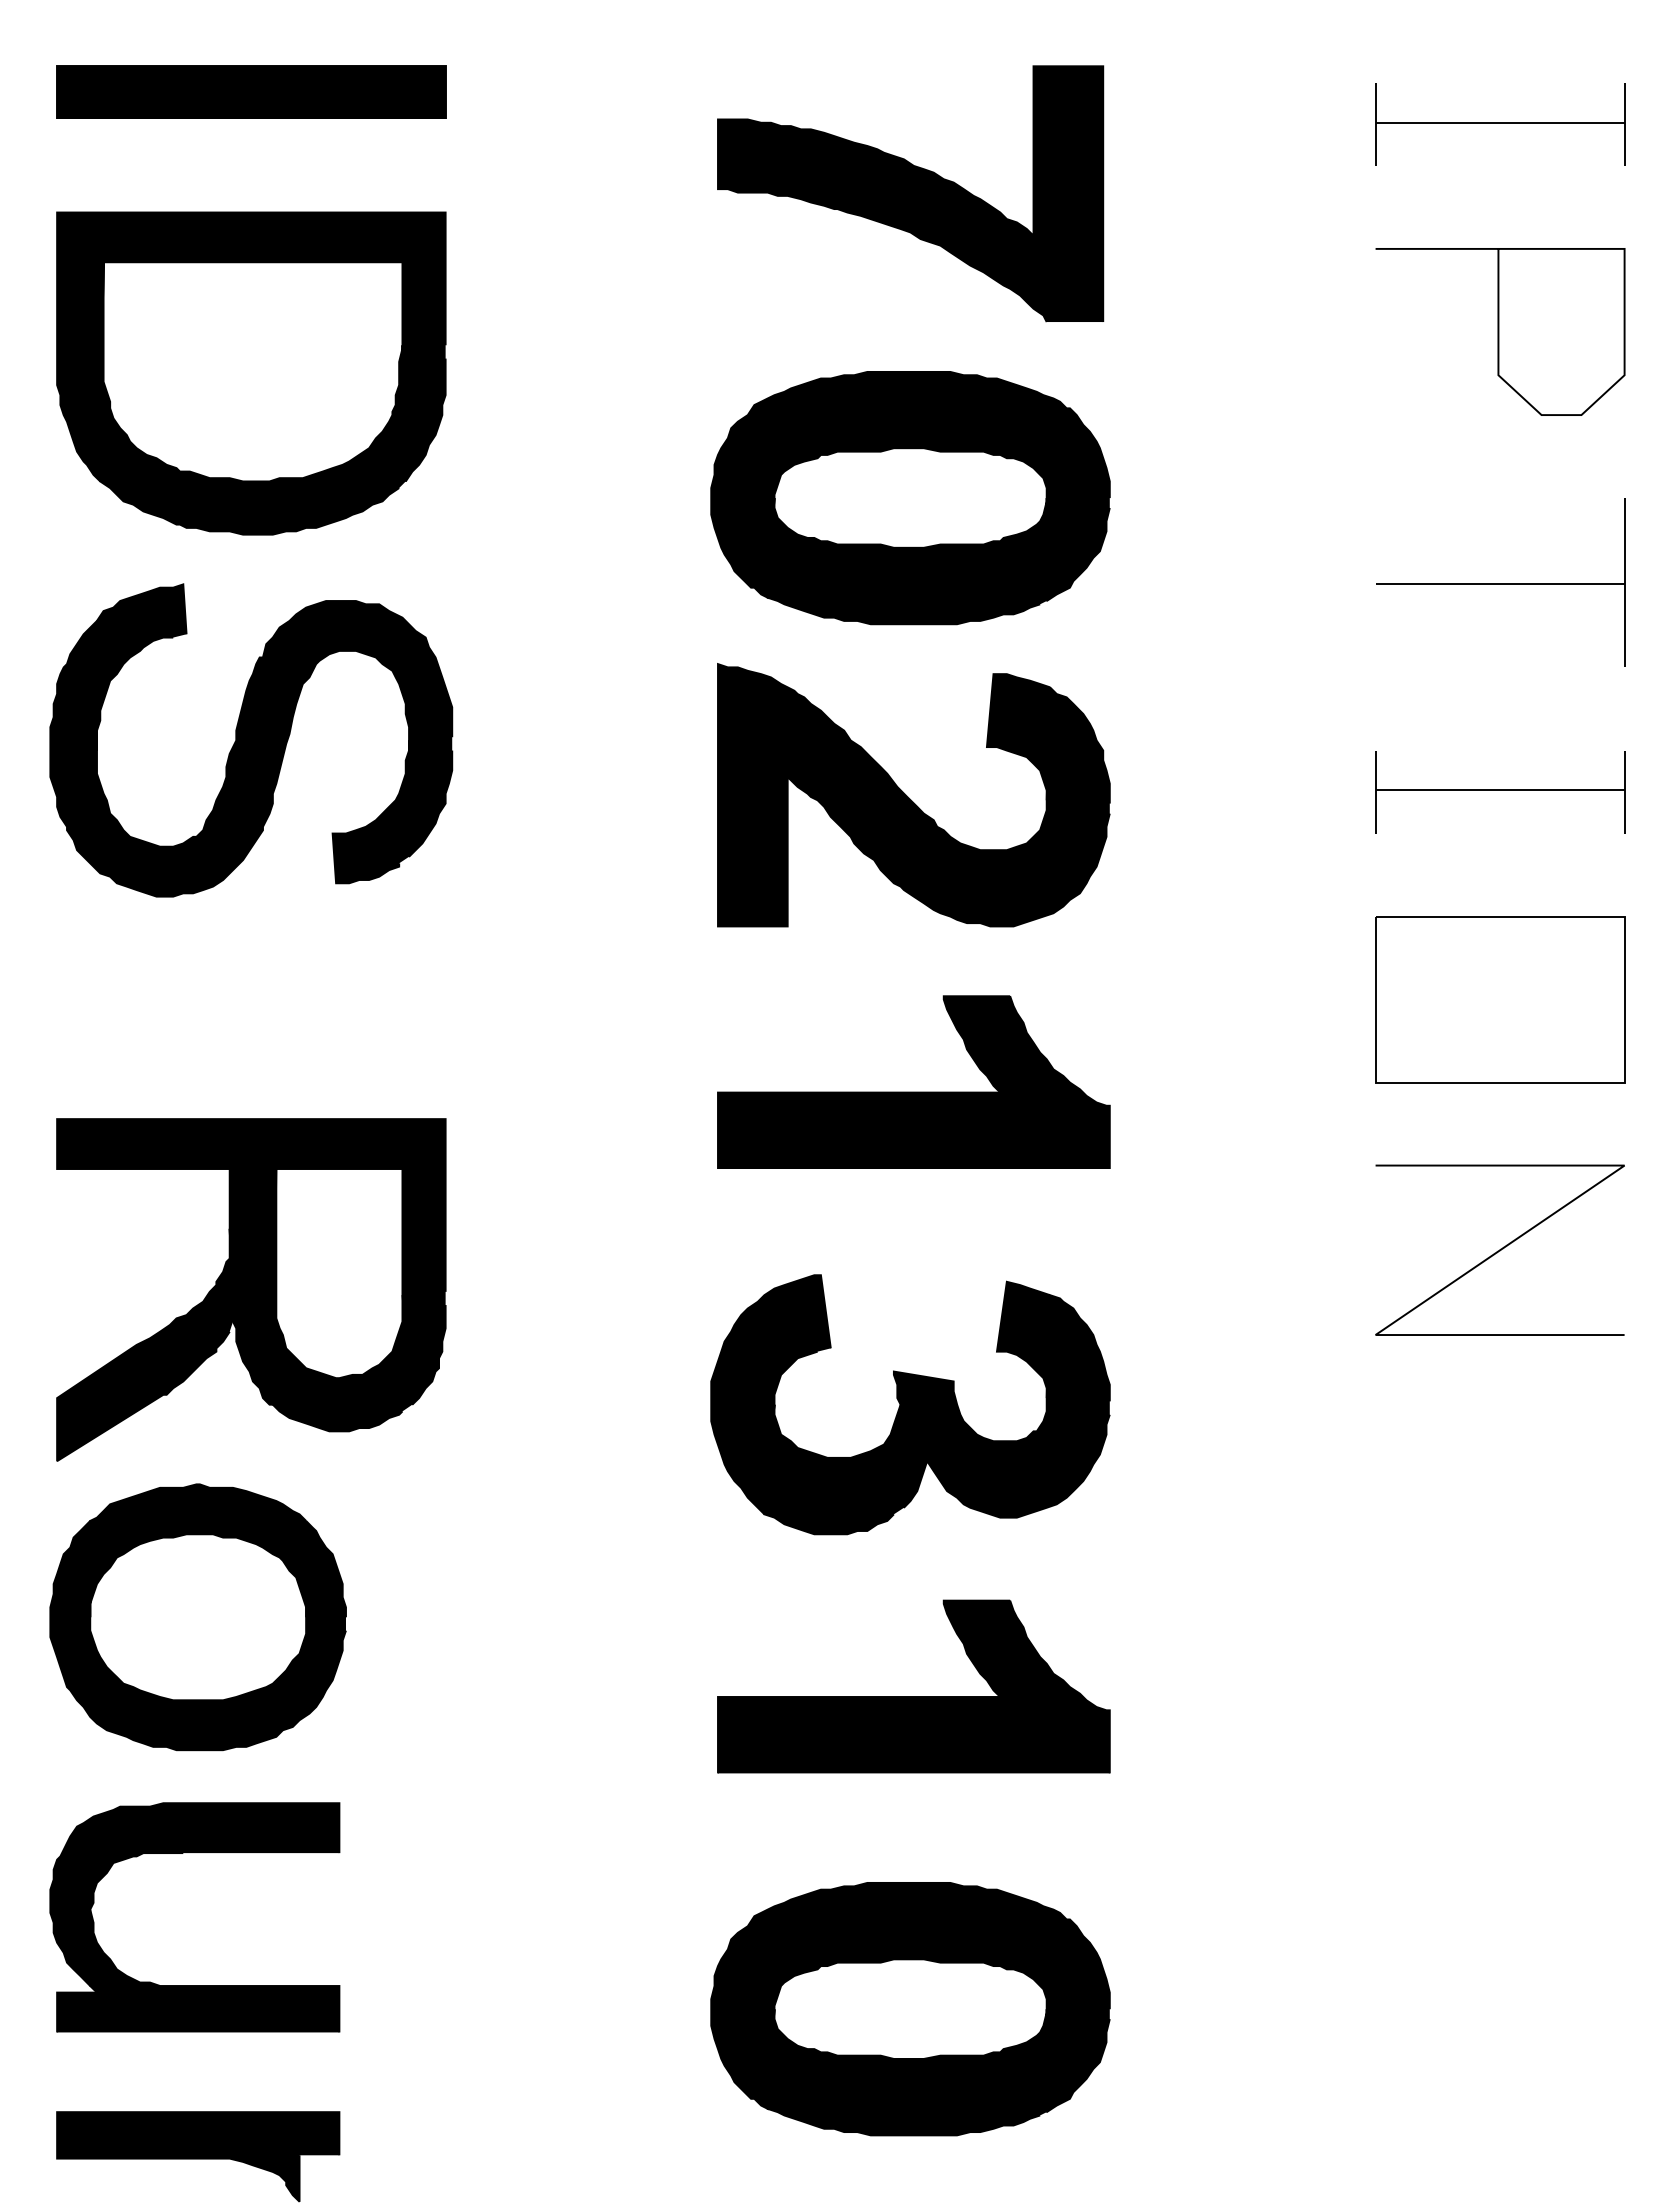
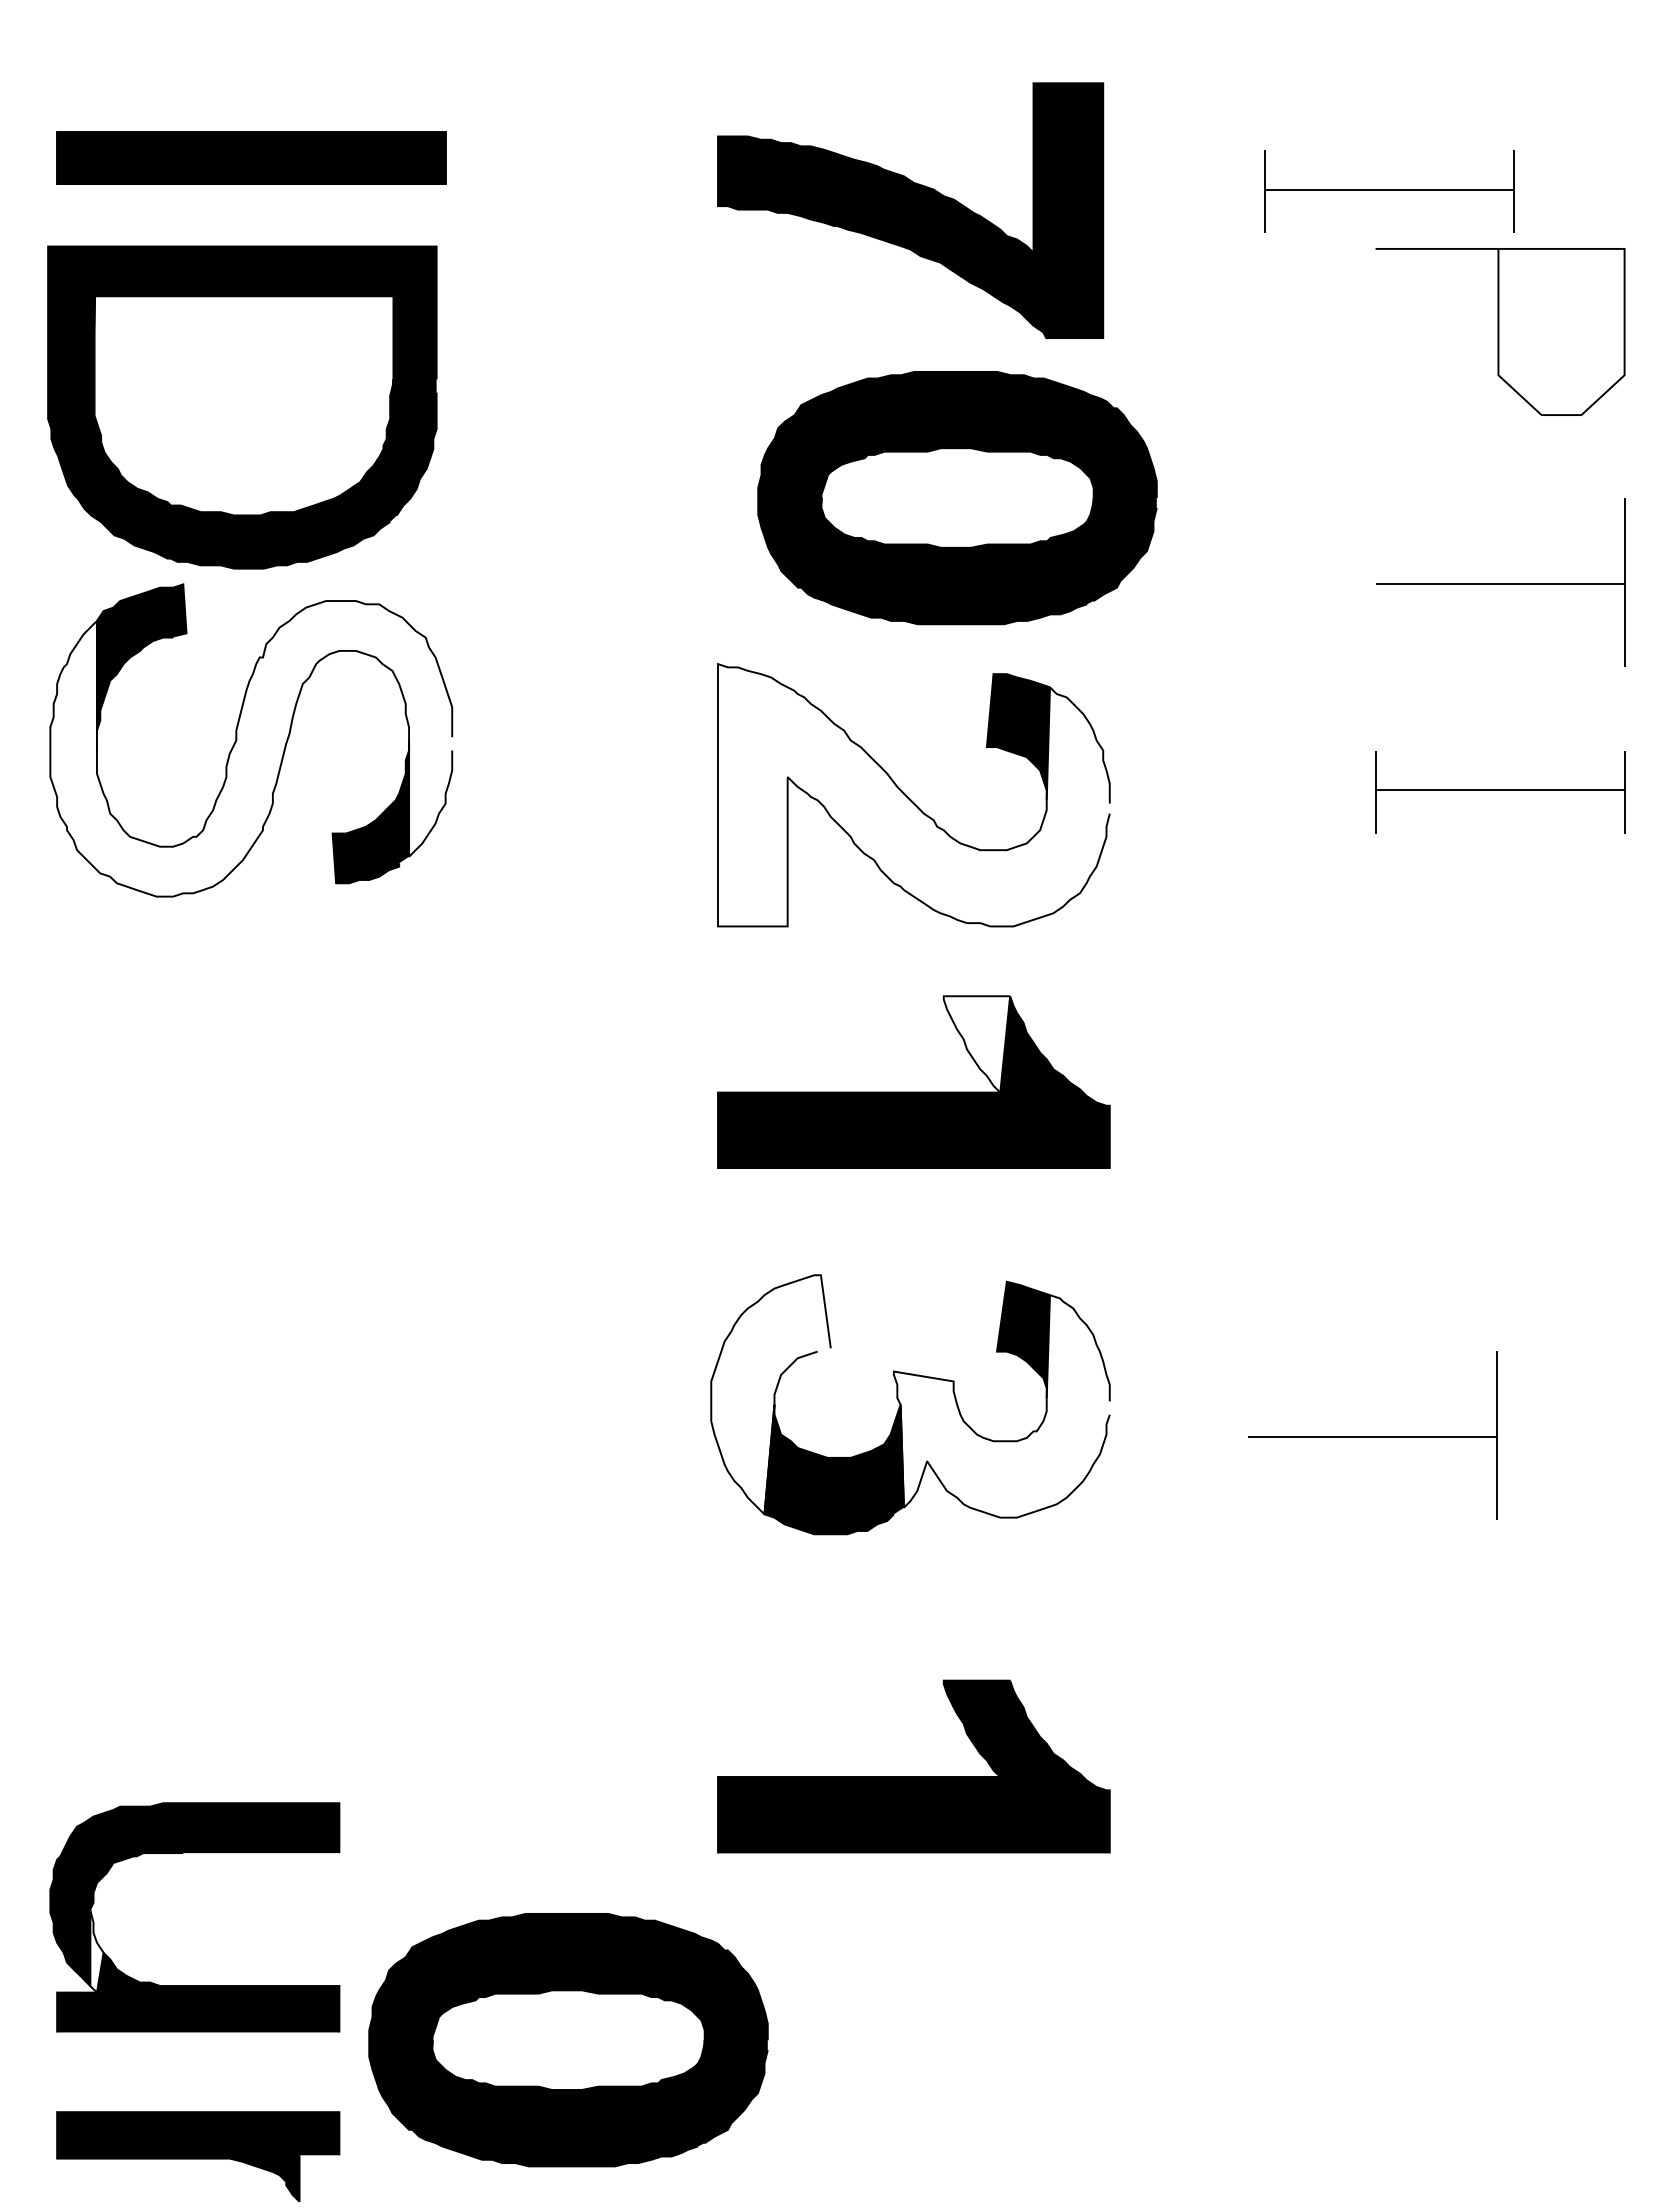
part position: (251, 91) -> (251, 157) (251, 157)
part position: (1500, 124) -> (1389, 191) (1389, 191)
part position: (910, 193) -> (910, 210) (910, 210)
part position: (251, 373) -> (242, 407) (242, 407)
part position: (910, 498) -> (957, 498) (957, 498)
fill: present -> none (251, 748)
fill: present -> none (913, 795)
part: present -> none (1500, 999)
fill: present -> none (976, 1044)
line: present -> none (1499, 1249)
part: present -> none (251, 1289)
fill: present -> none (770, 1394)
fill: present -> none (1001, 1406)
part: none -> present (1372, 1435)
part: present -> none (197, 1617)
part position: (913, 1696) -> (913, 1776) (913, 1776)
fill: present -> none (96, 1950)
part position: (910, 2009) -> (568, 2040) (568, 2040)
